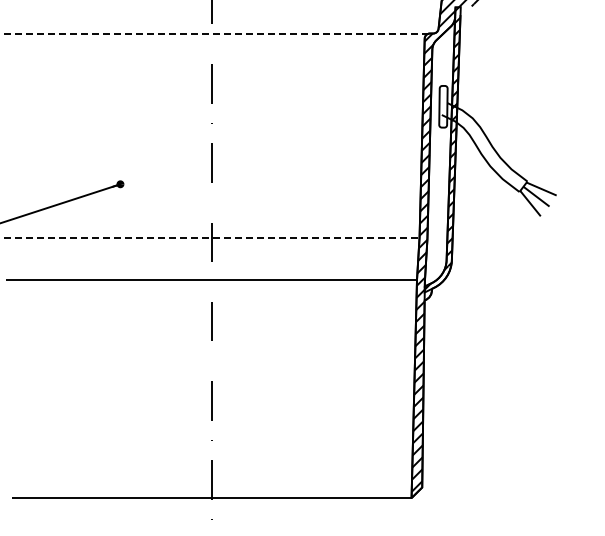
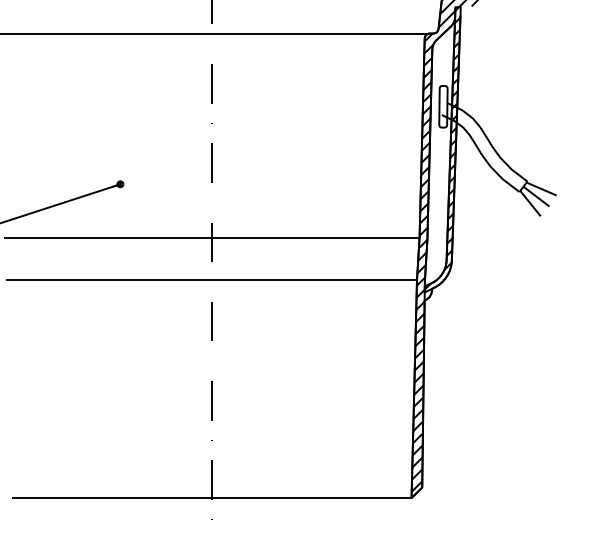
line: dashed -> solid (215, 33)
line: dashed -> solid (211, 237)
